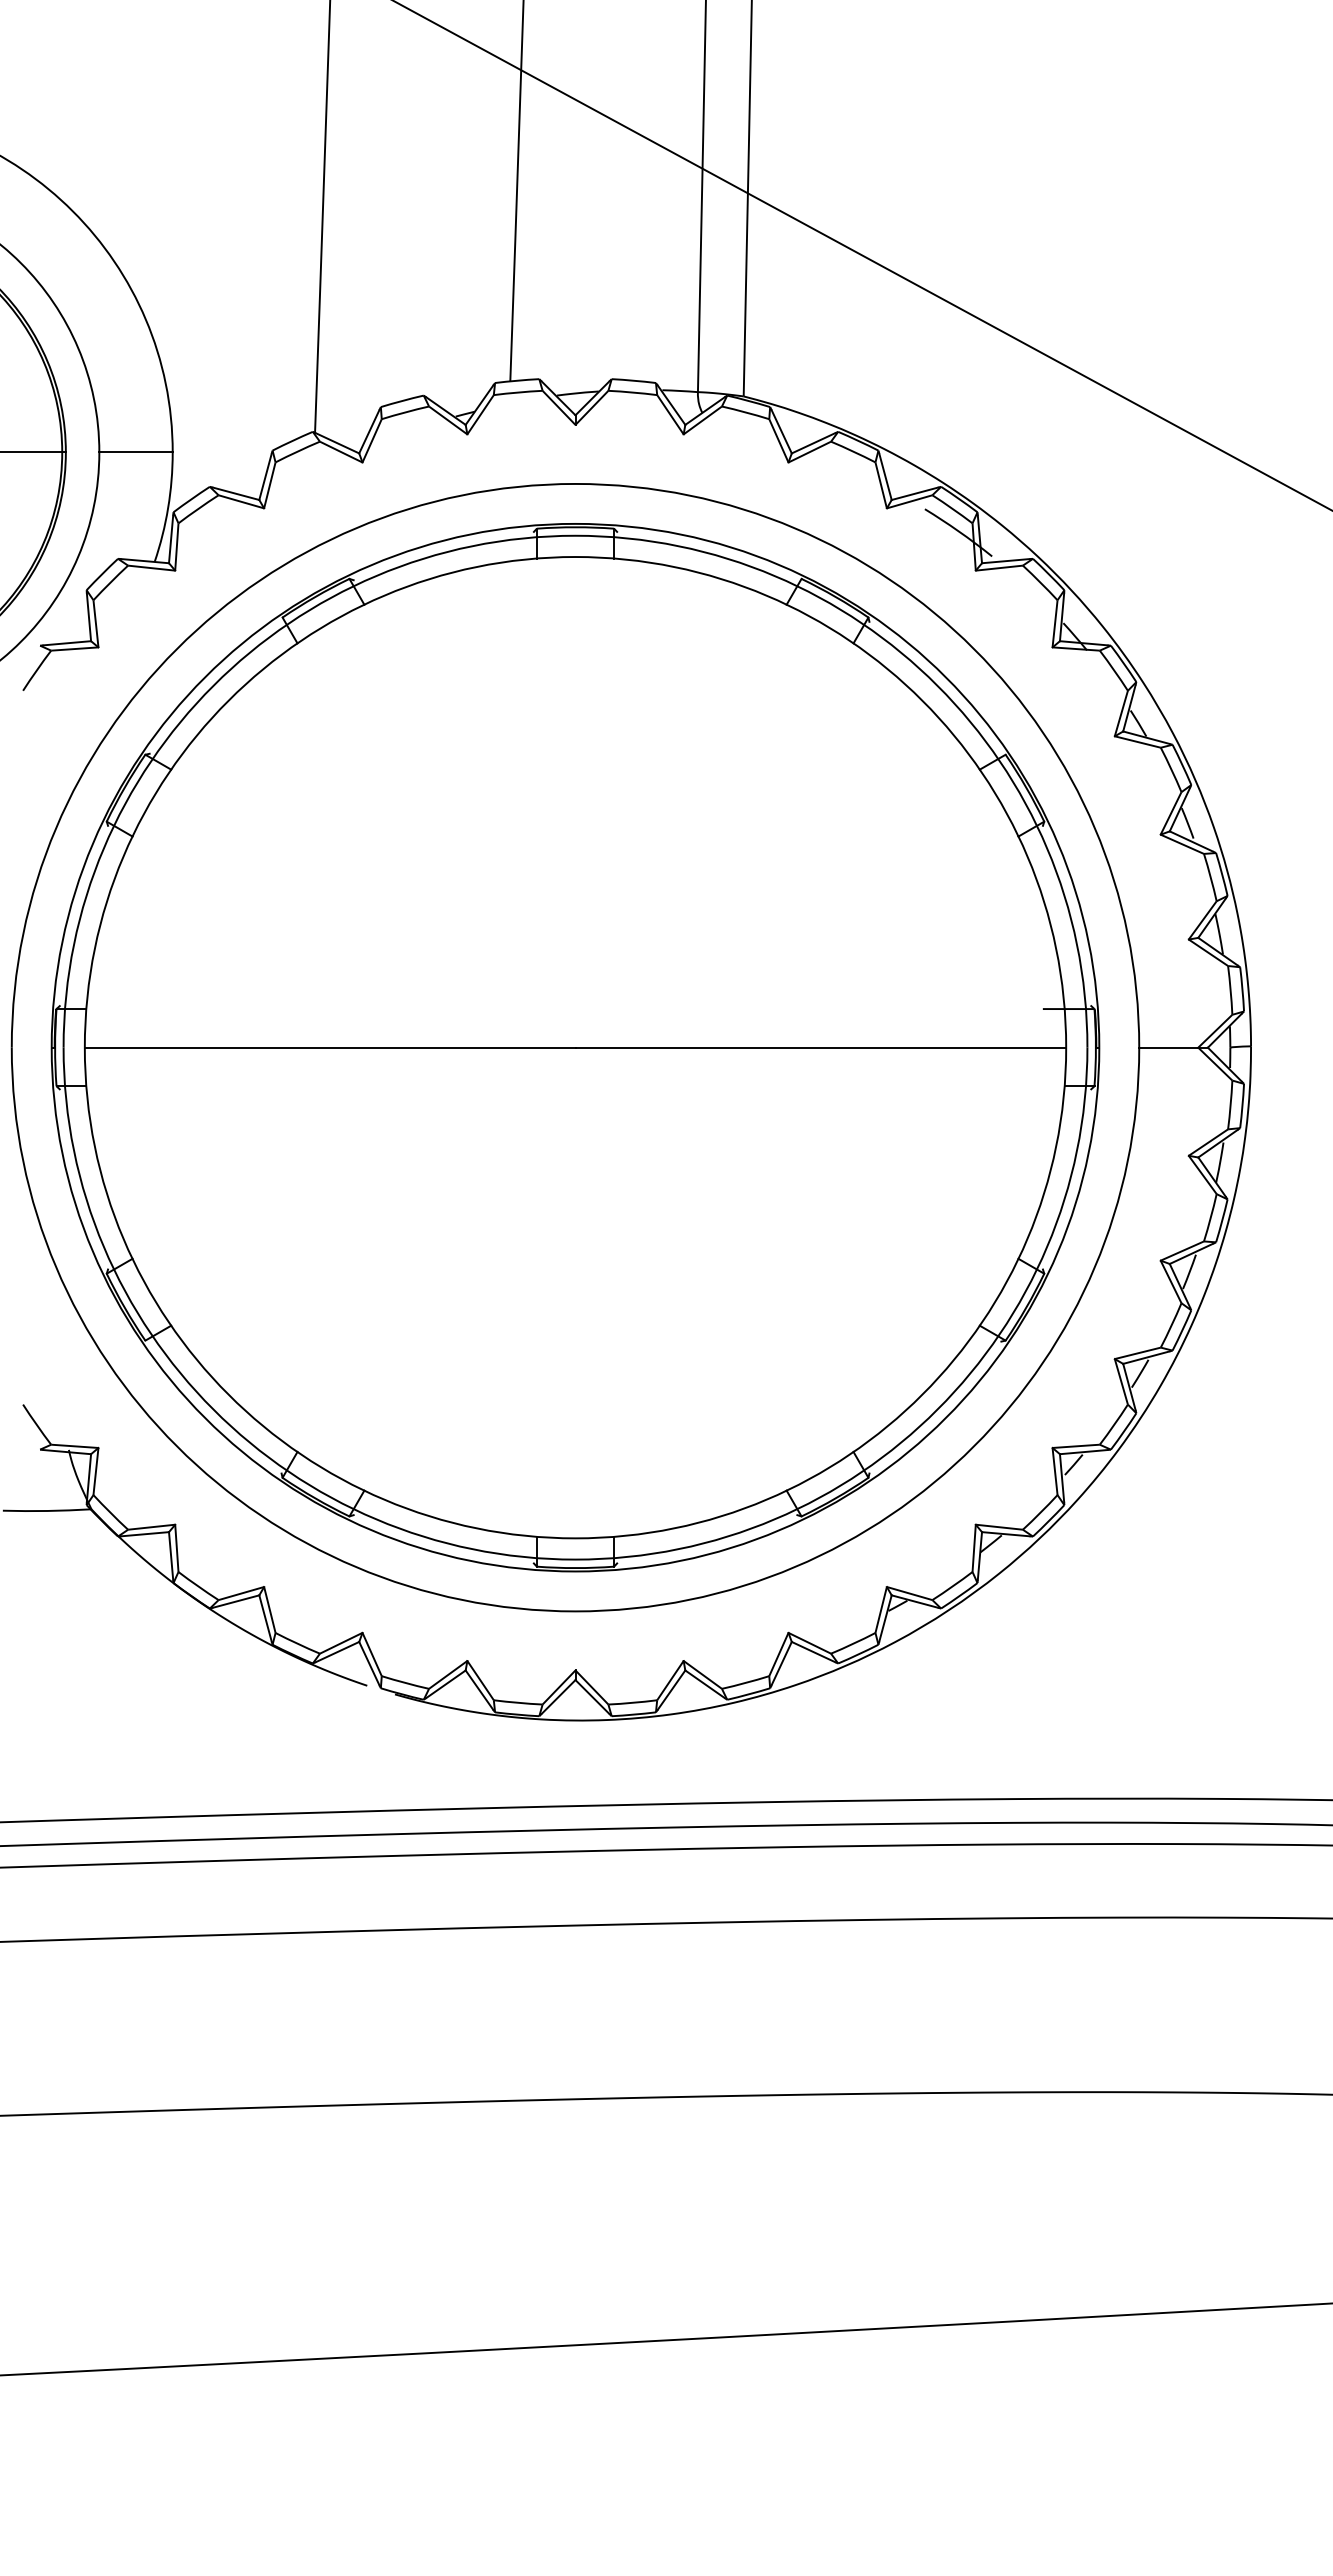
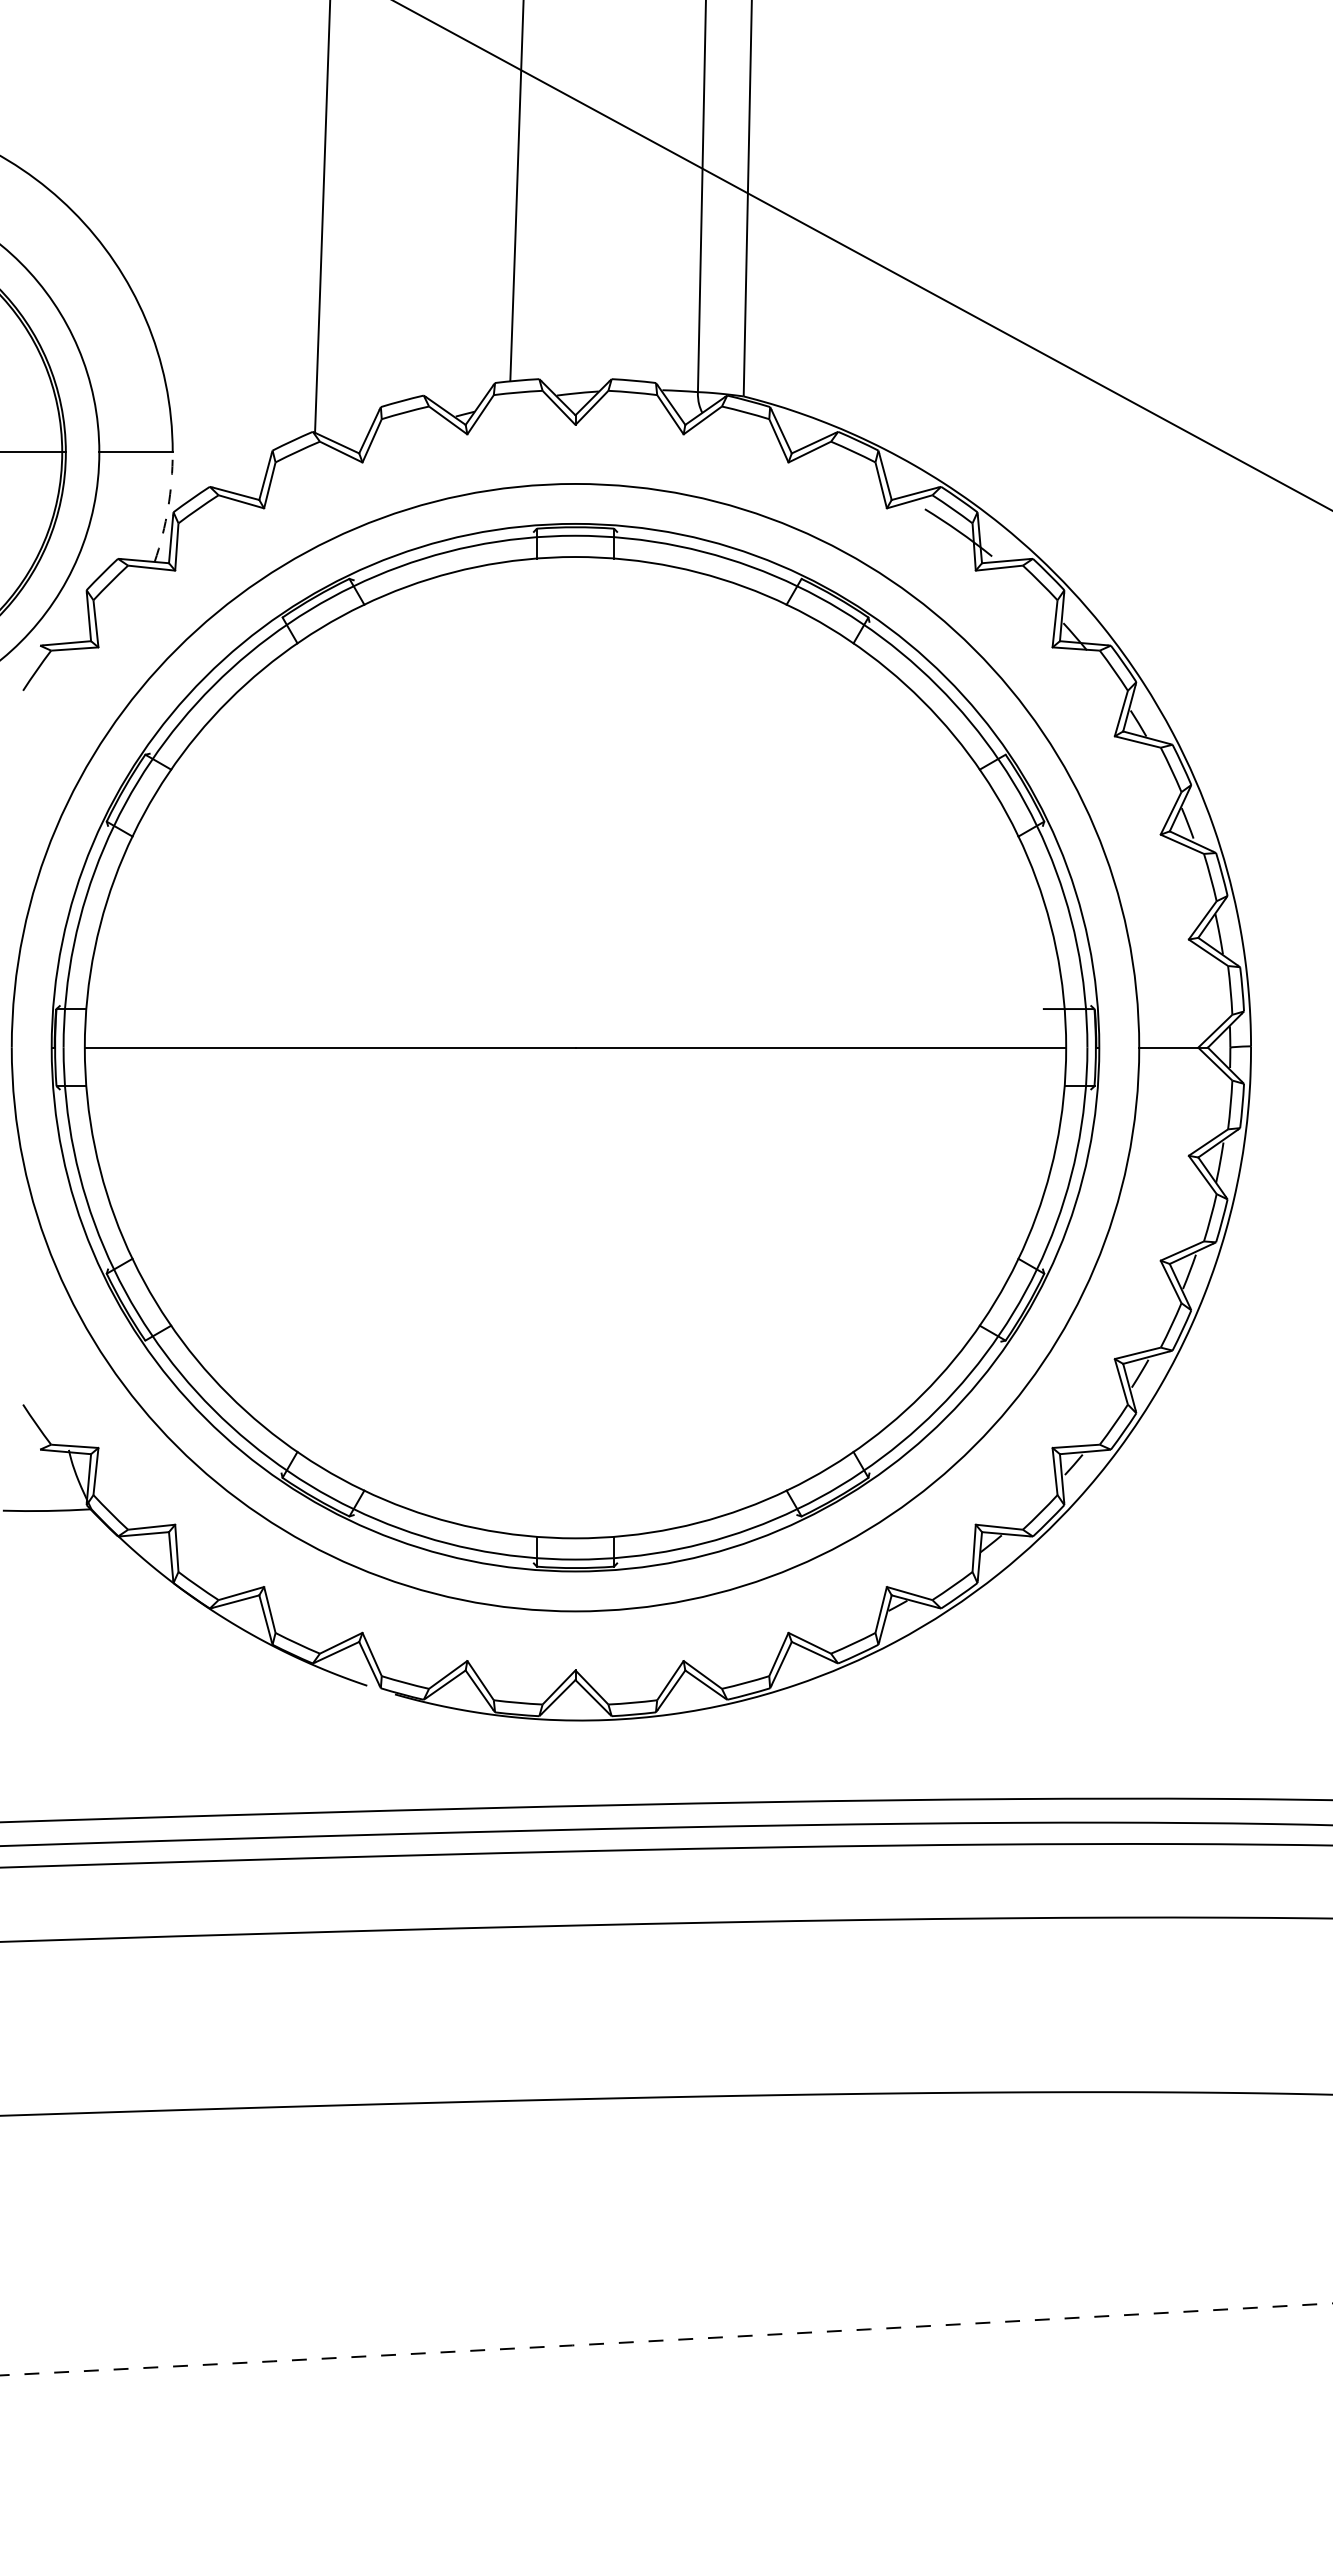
arc: solid -> dashed (168, 507)
arc: solid -> dashed (667, 2340)
